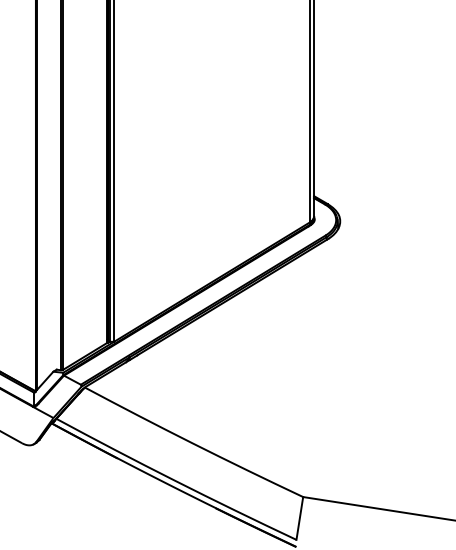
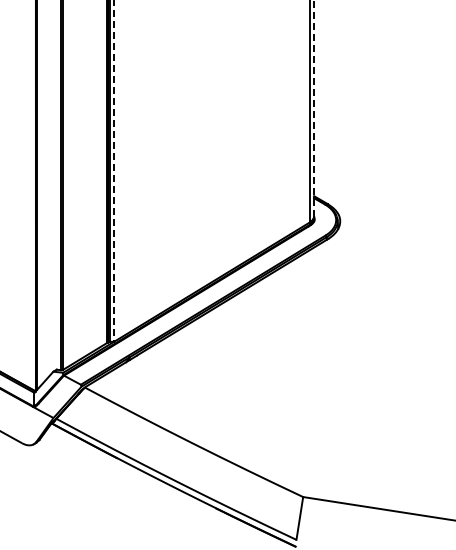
line: solid -> dashed (314, 108)
line: solid -> dashed (114, 171)
